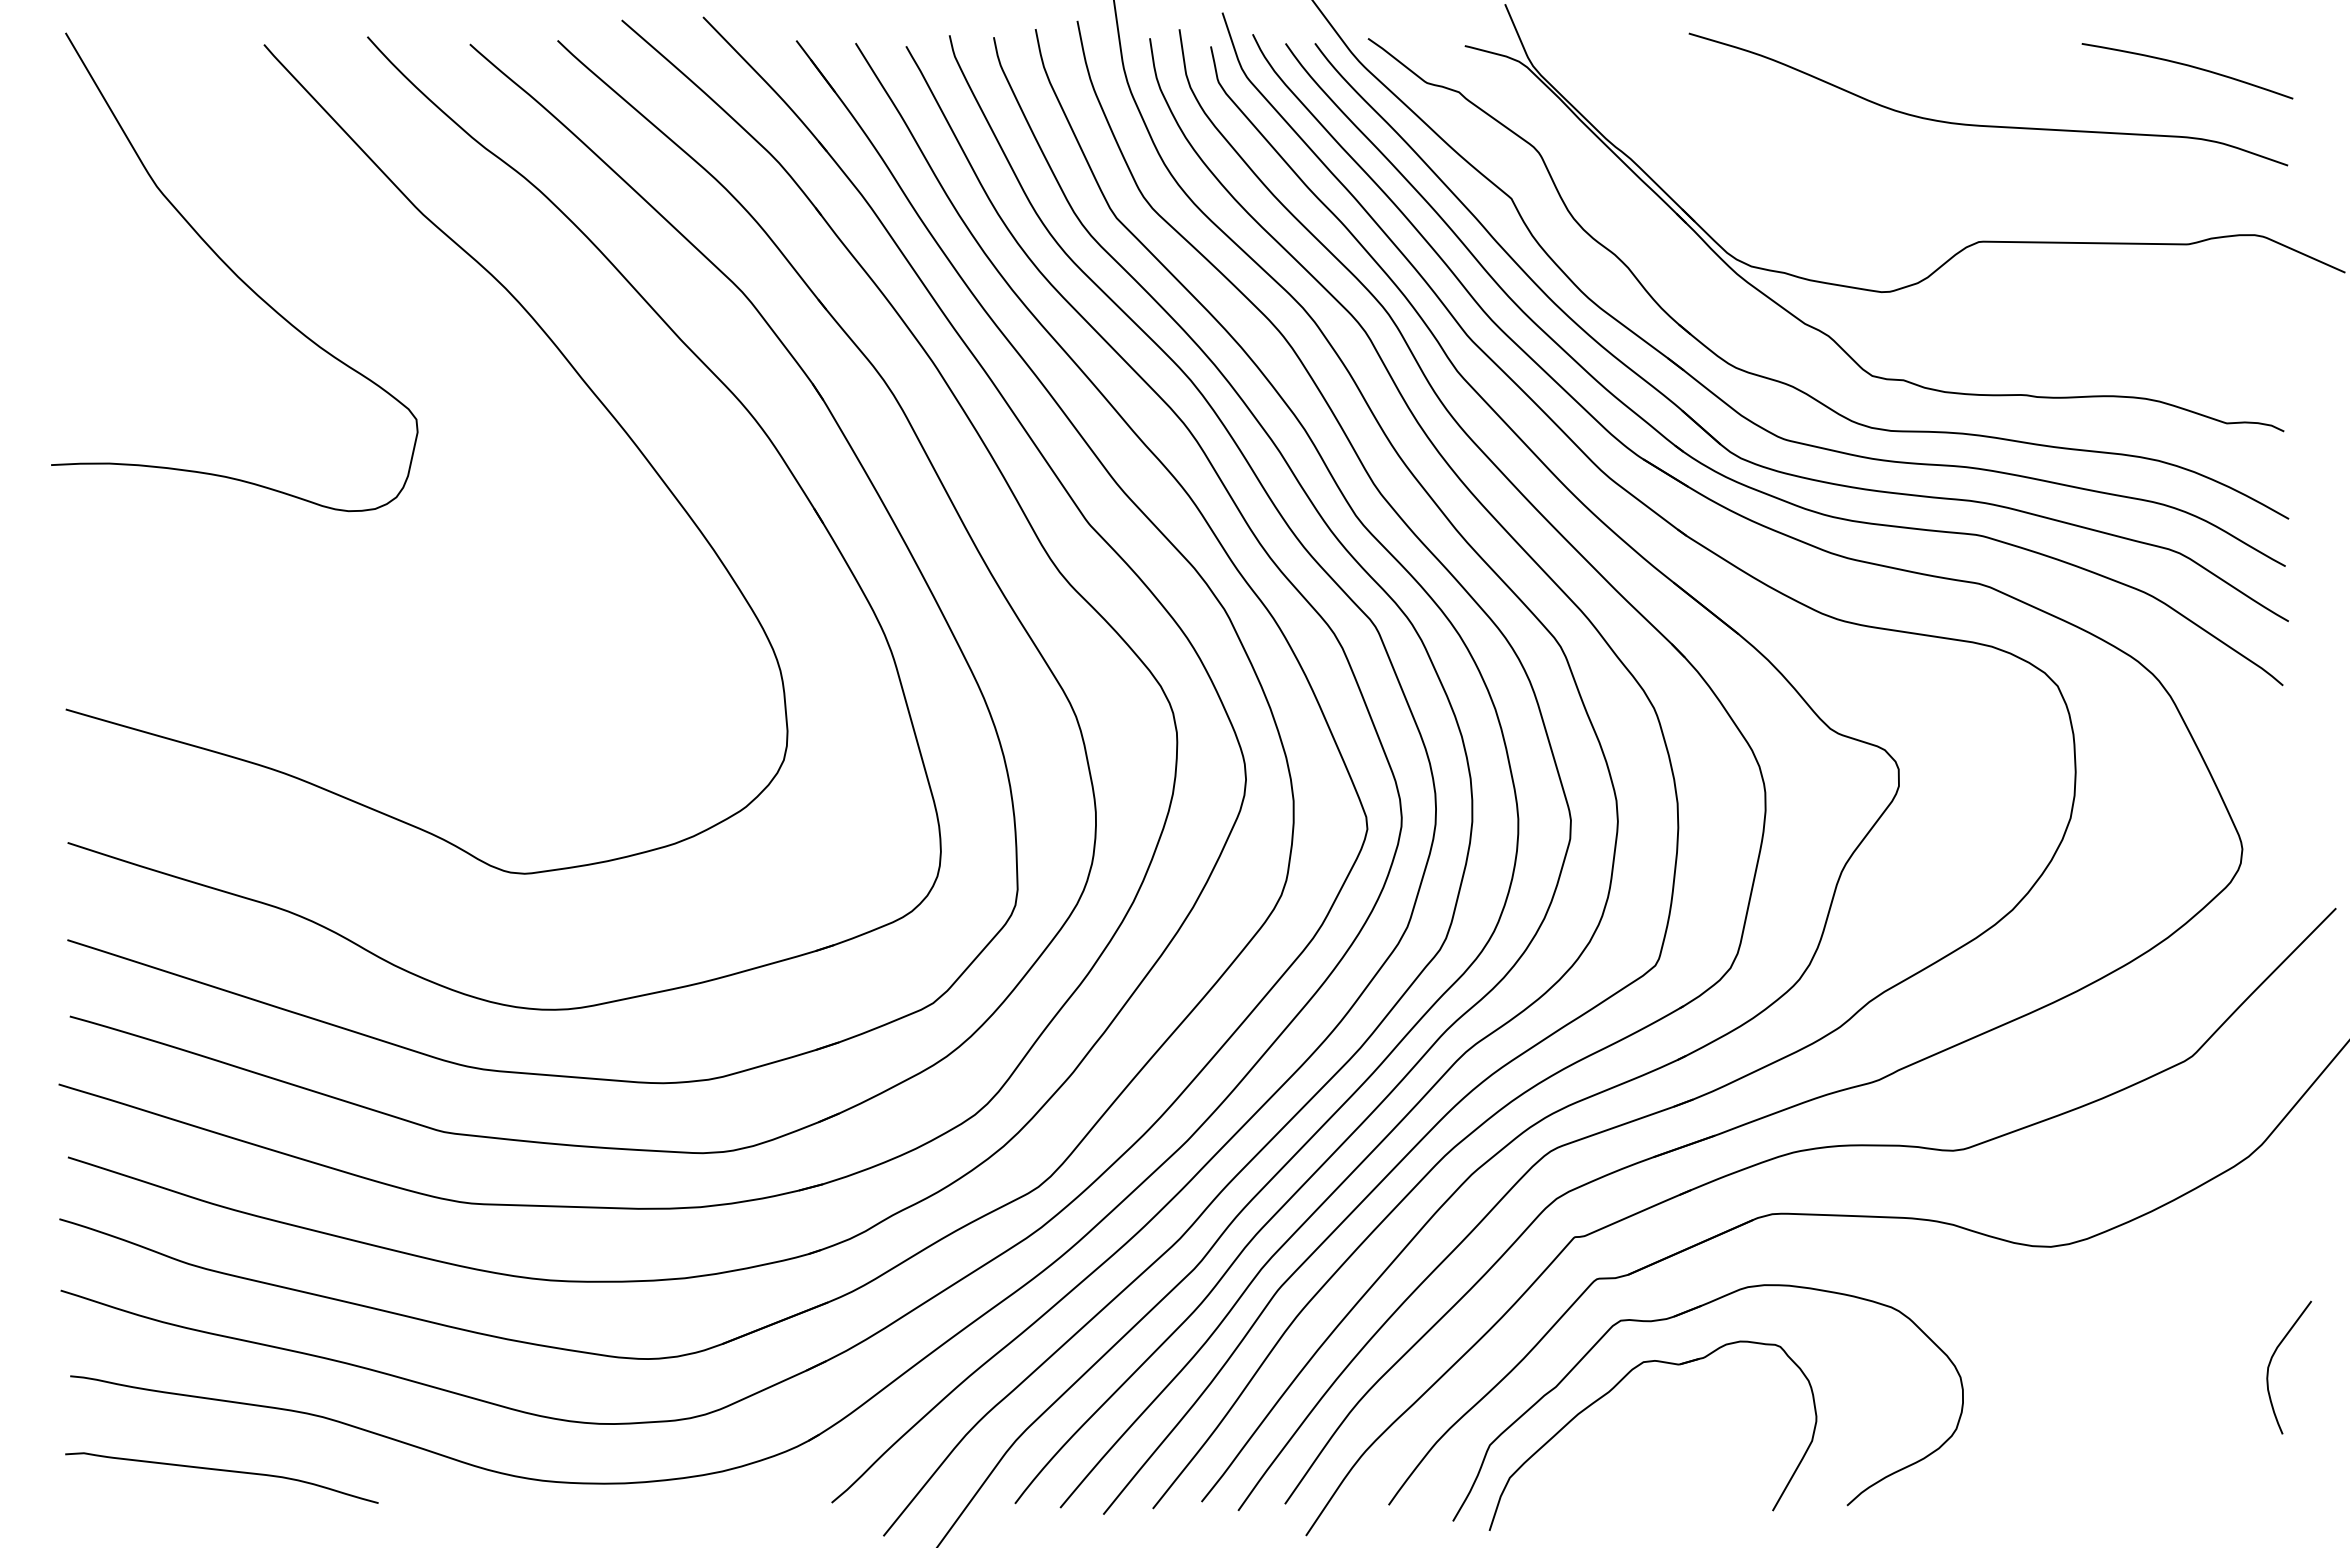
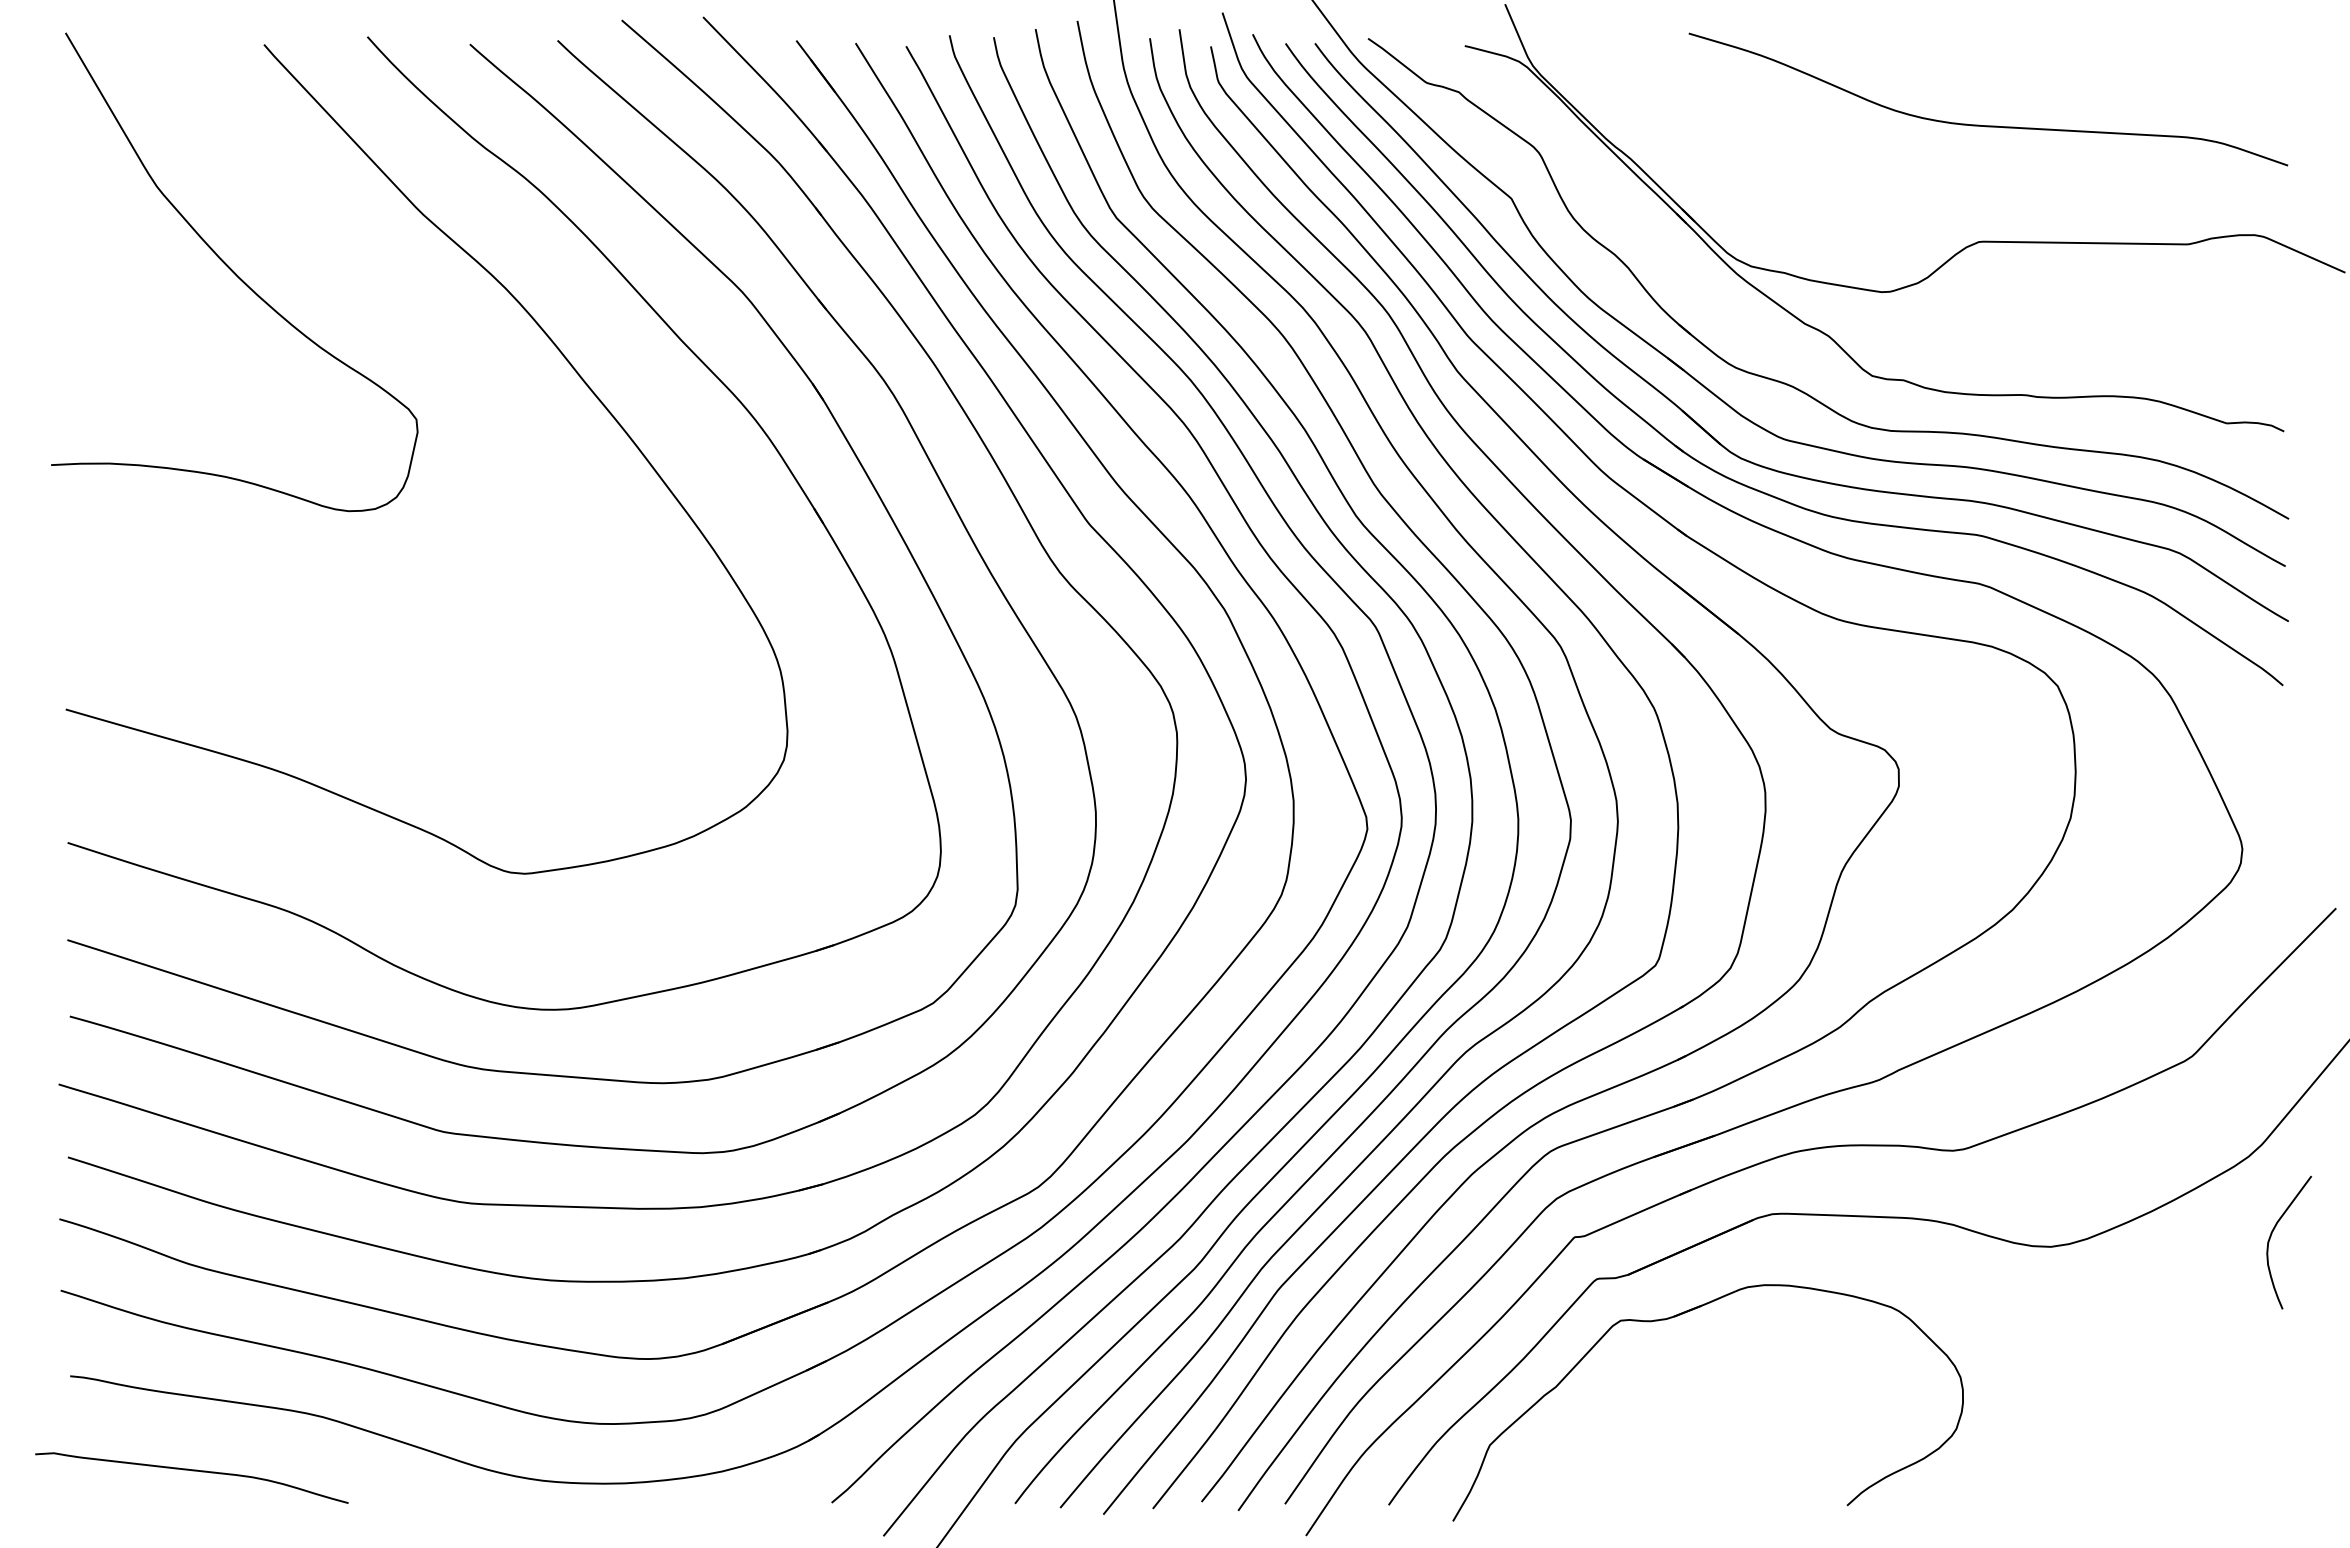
curve: present -> none (2187, 66)
curve position: (2272, 1359) -> (2272, 1234) (2272, 1234)
part: present -> none (1612, 1390)
curve position: (222, 1471) -> (192, 1471) (192, 1471)
